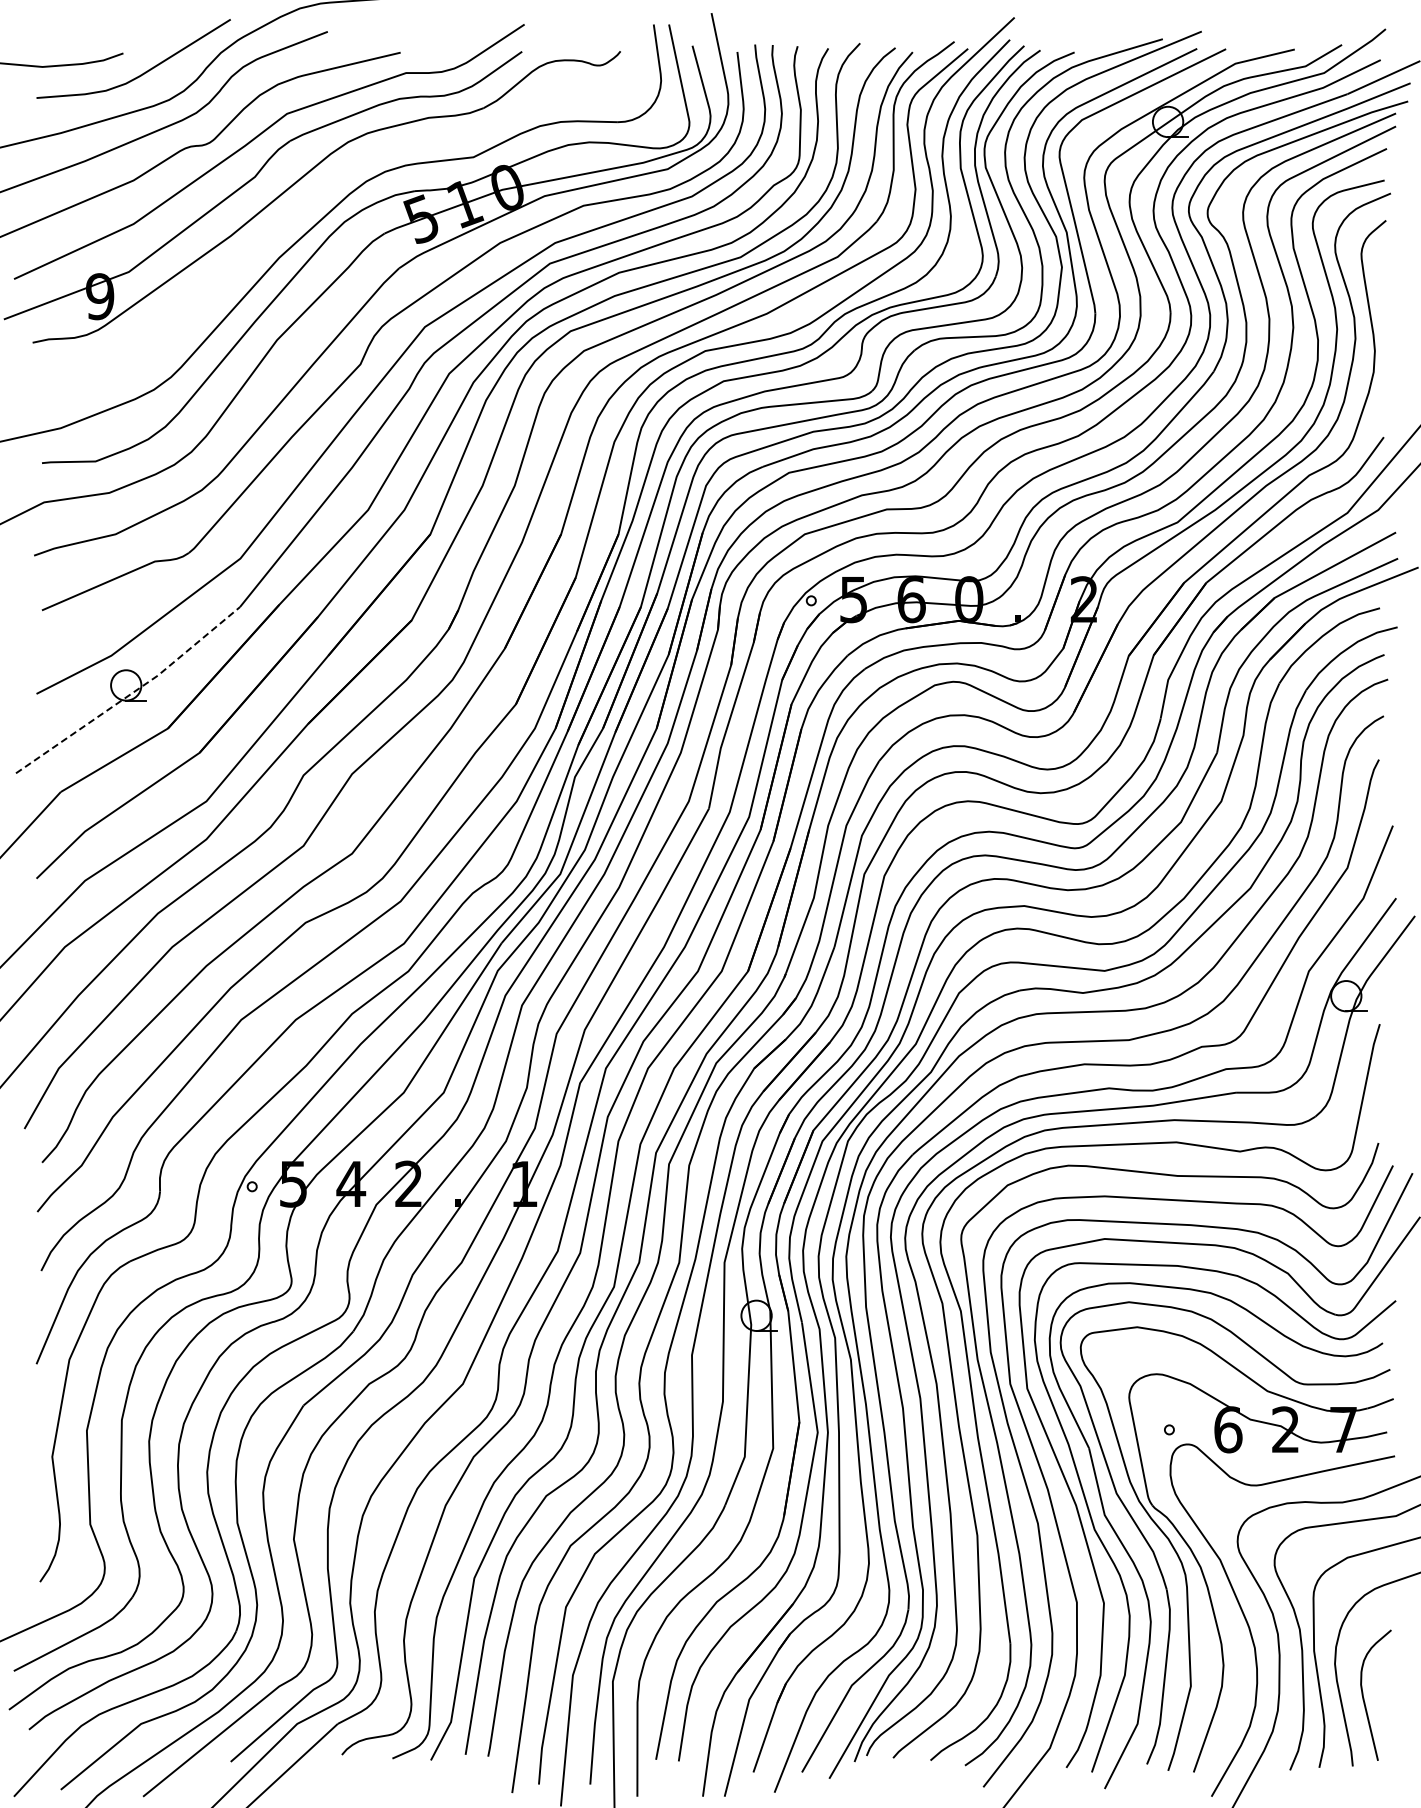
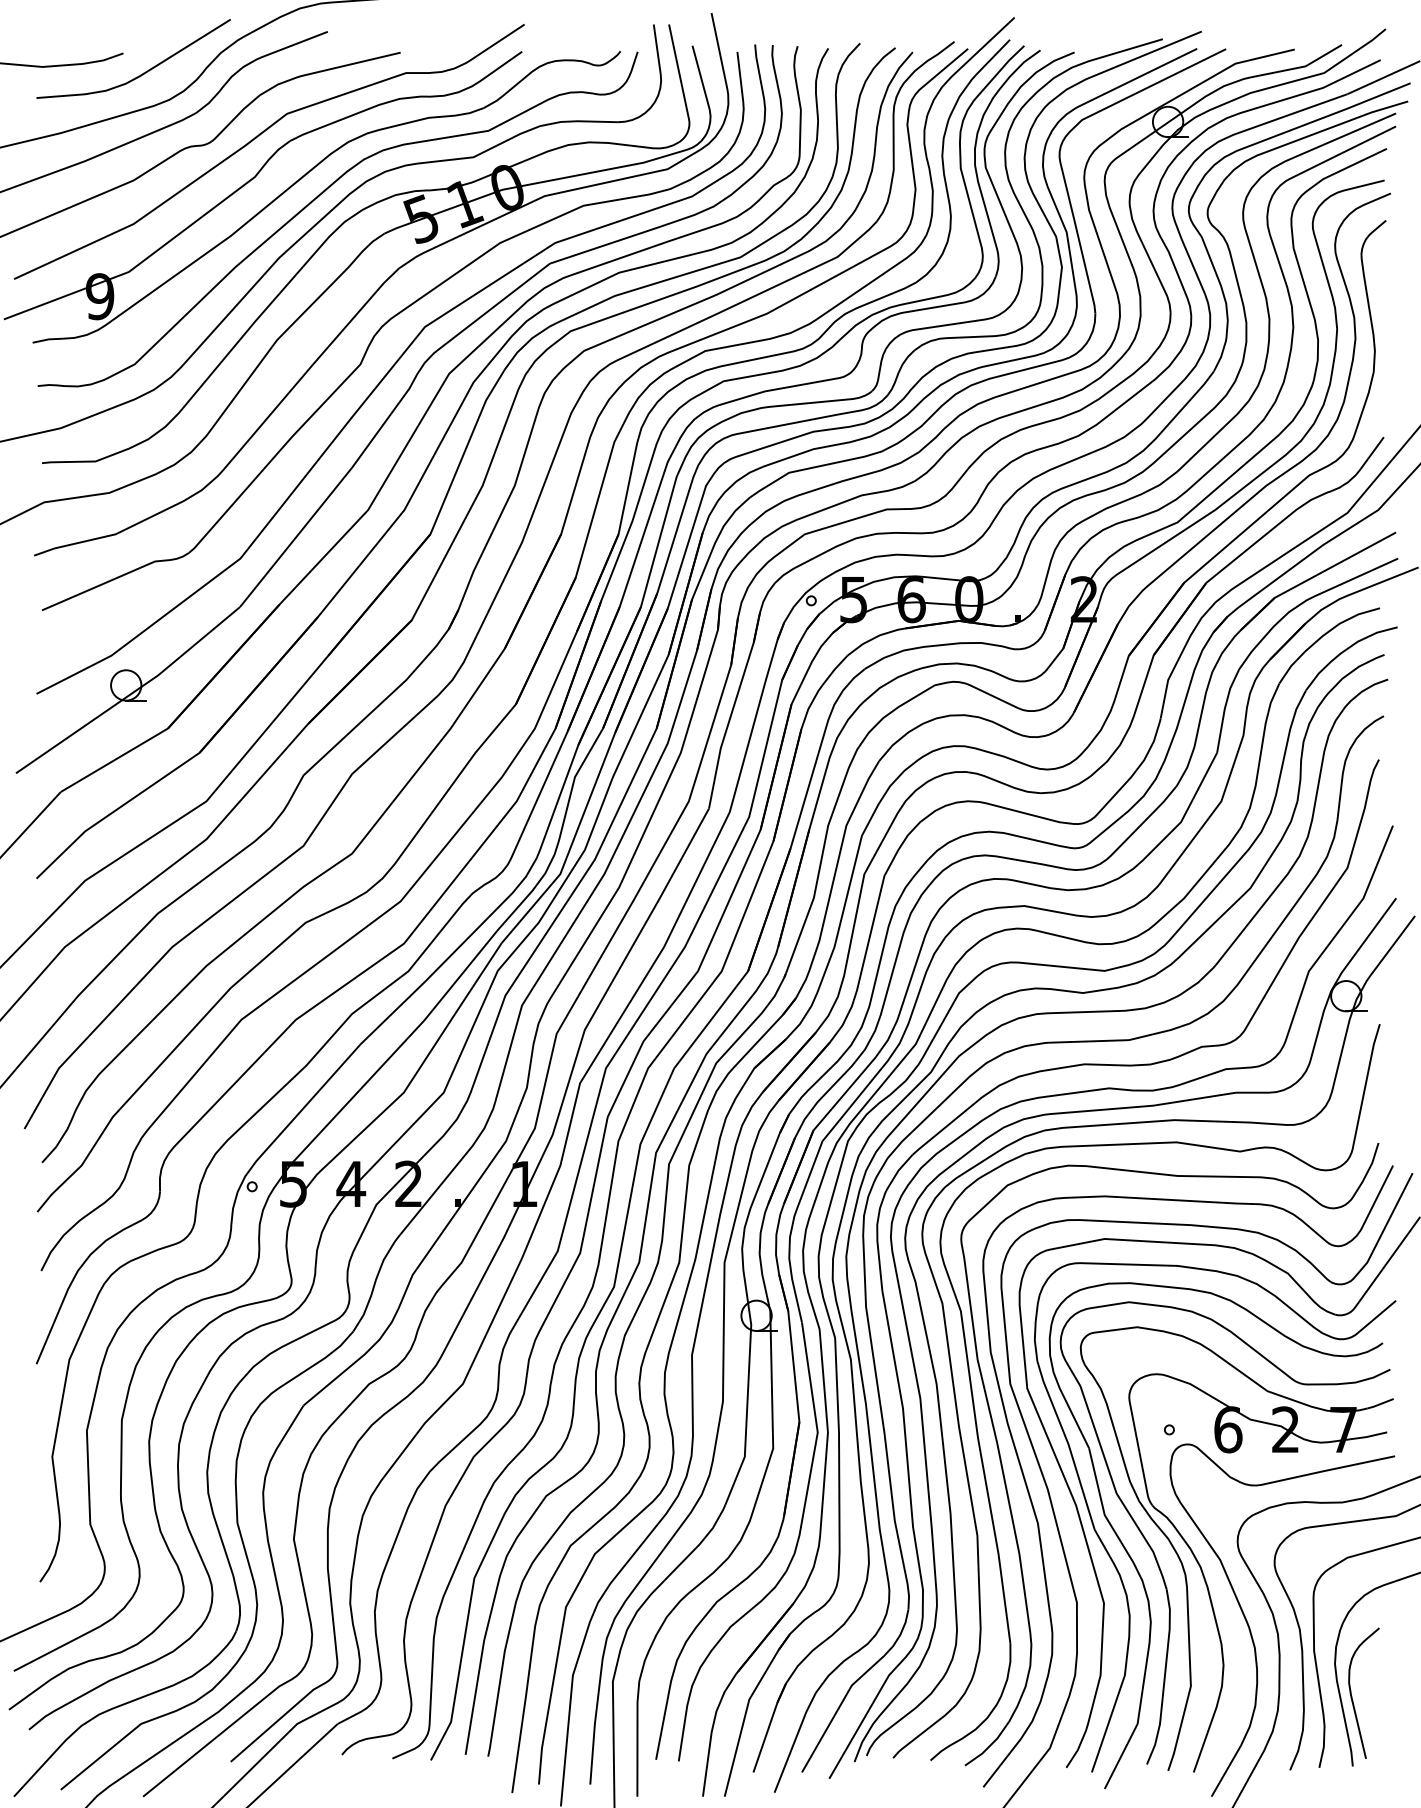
curve: none -> present (317, 198)
line: dashed -> solid (131, 693)
curve position: (1364, 1698) -> (1352, 1696) (1352, 1696)
